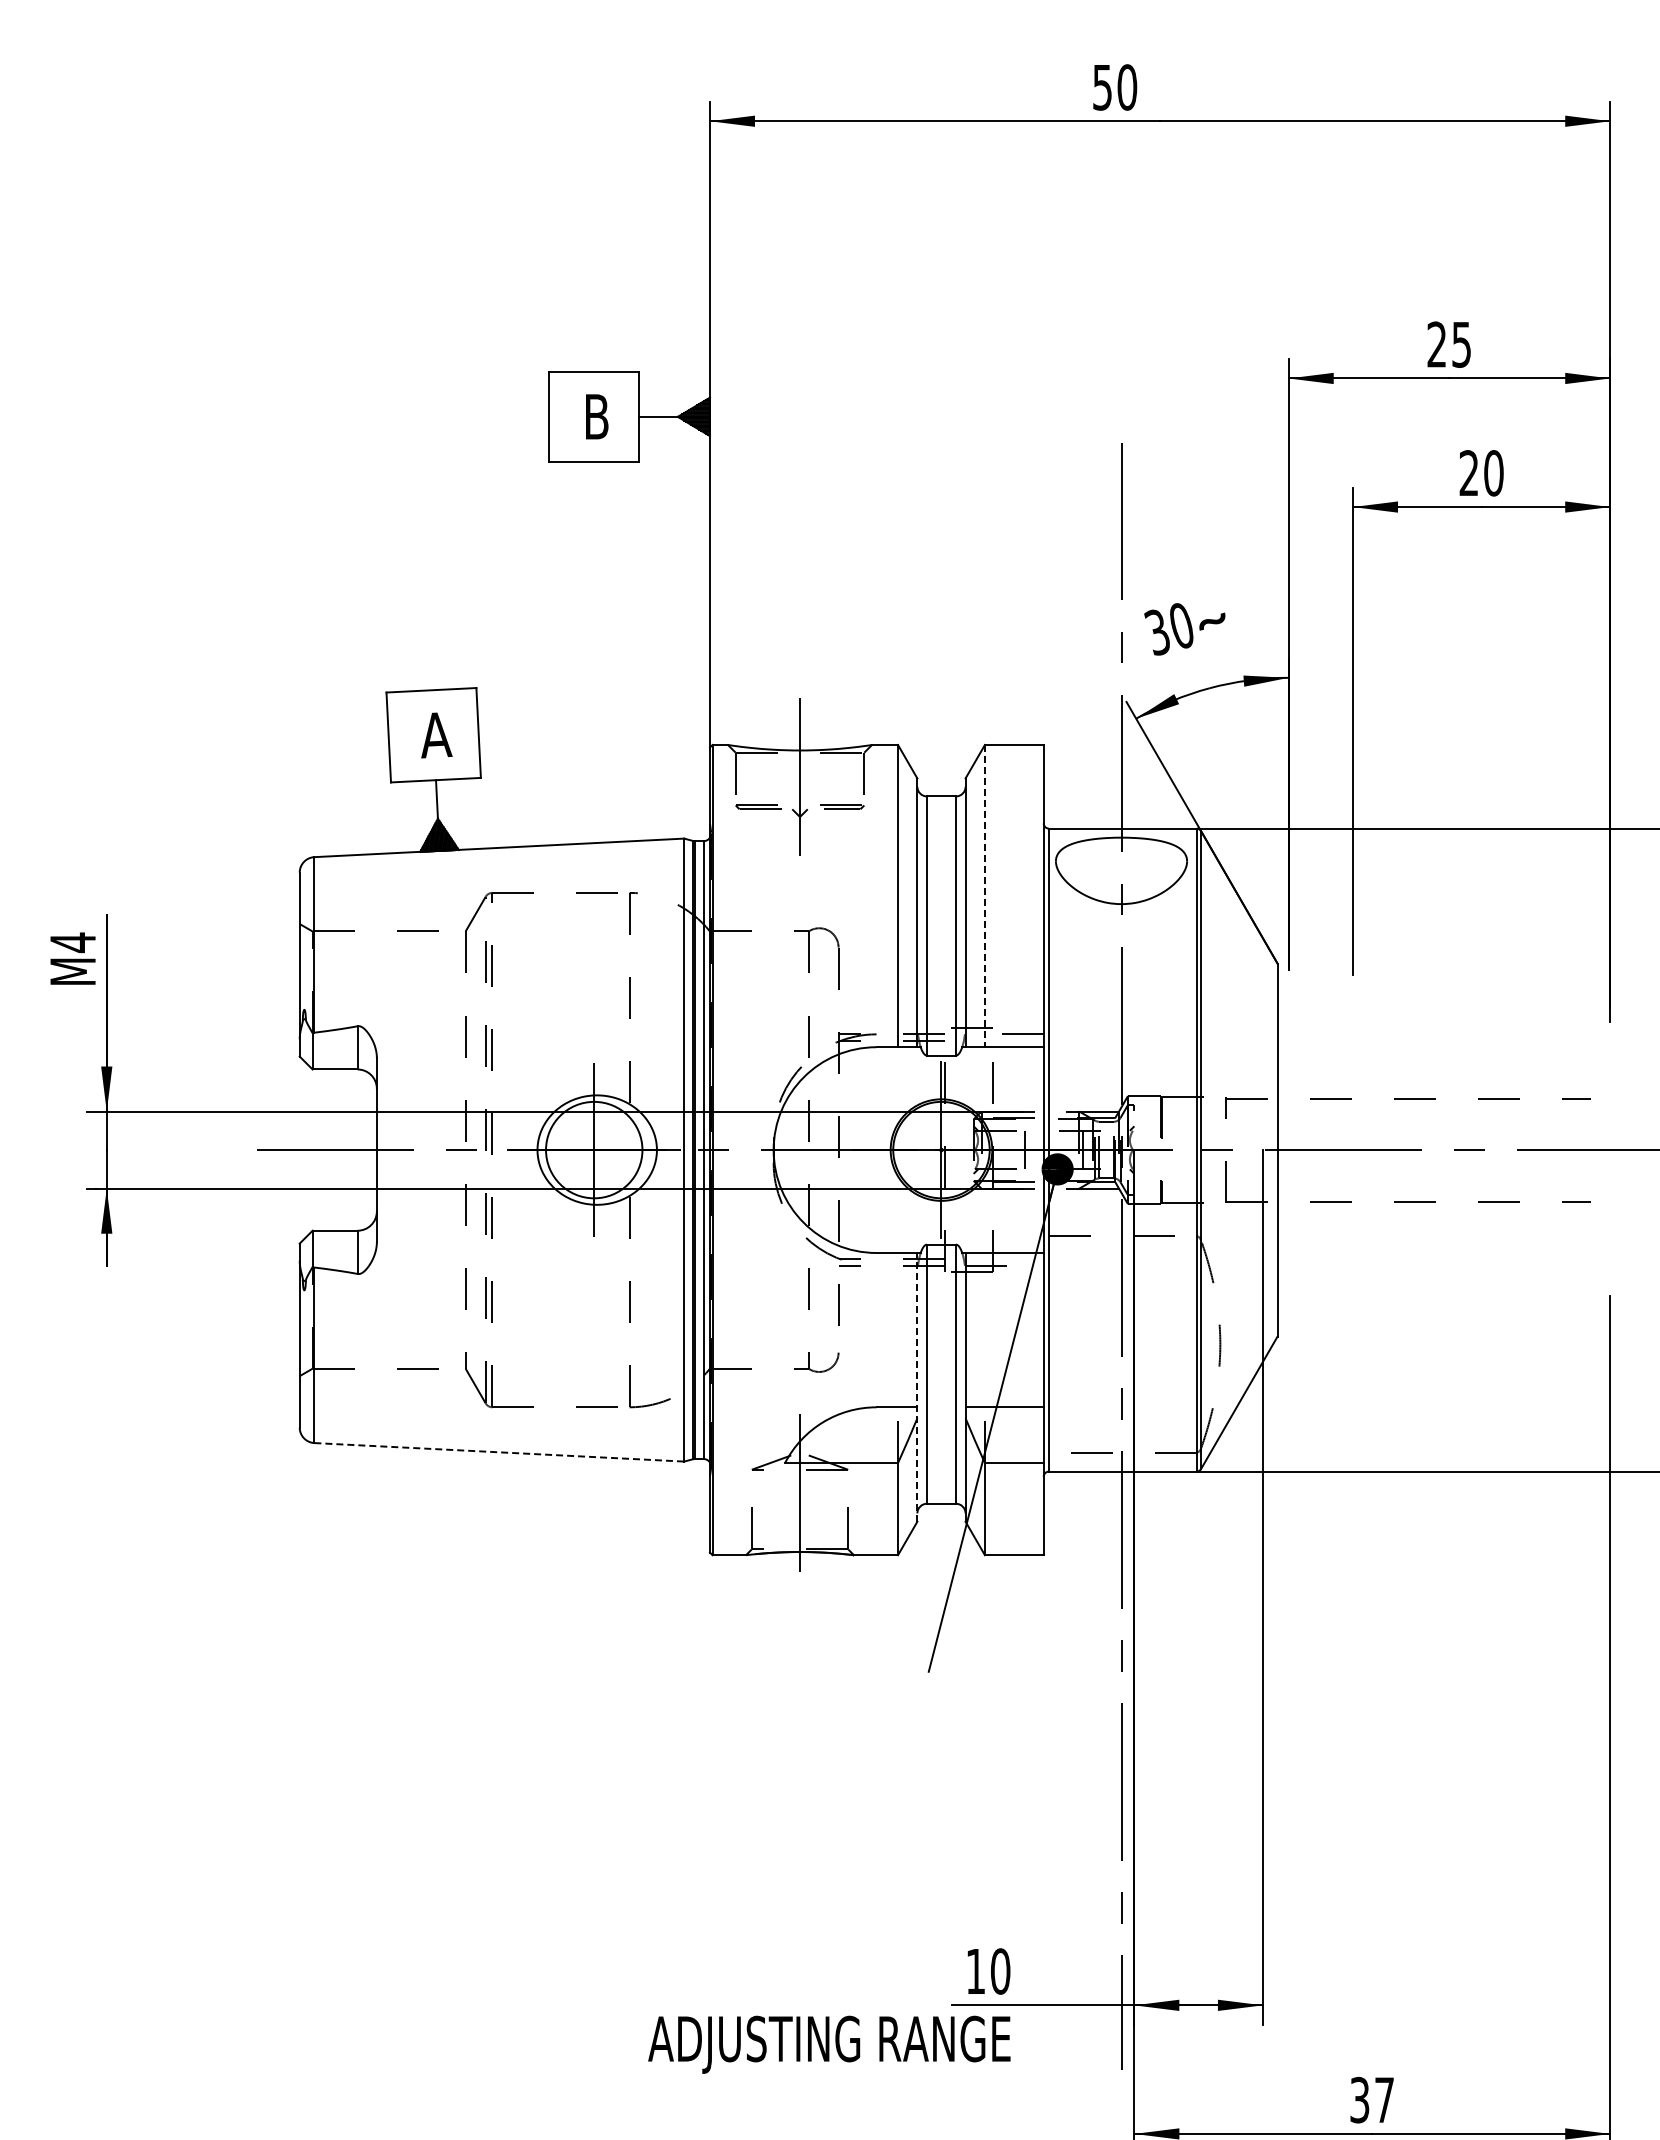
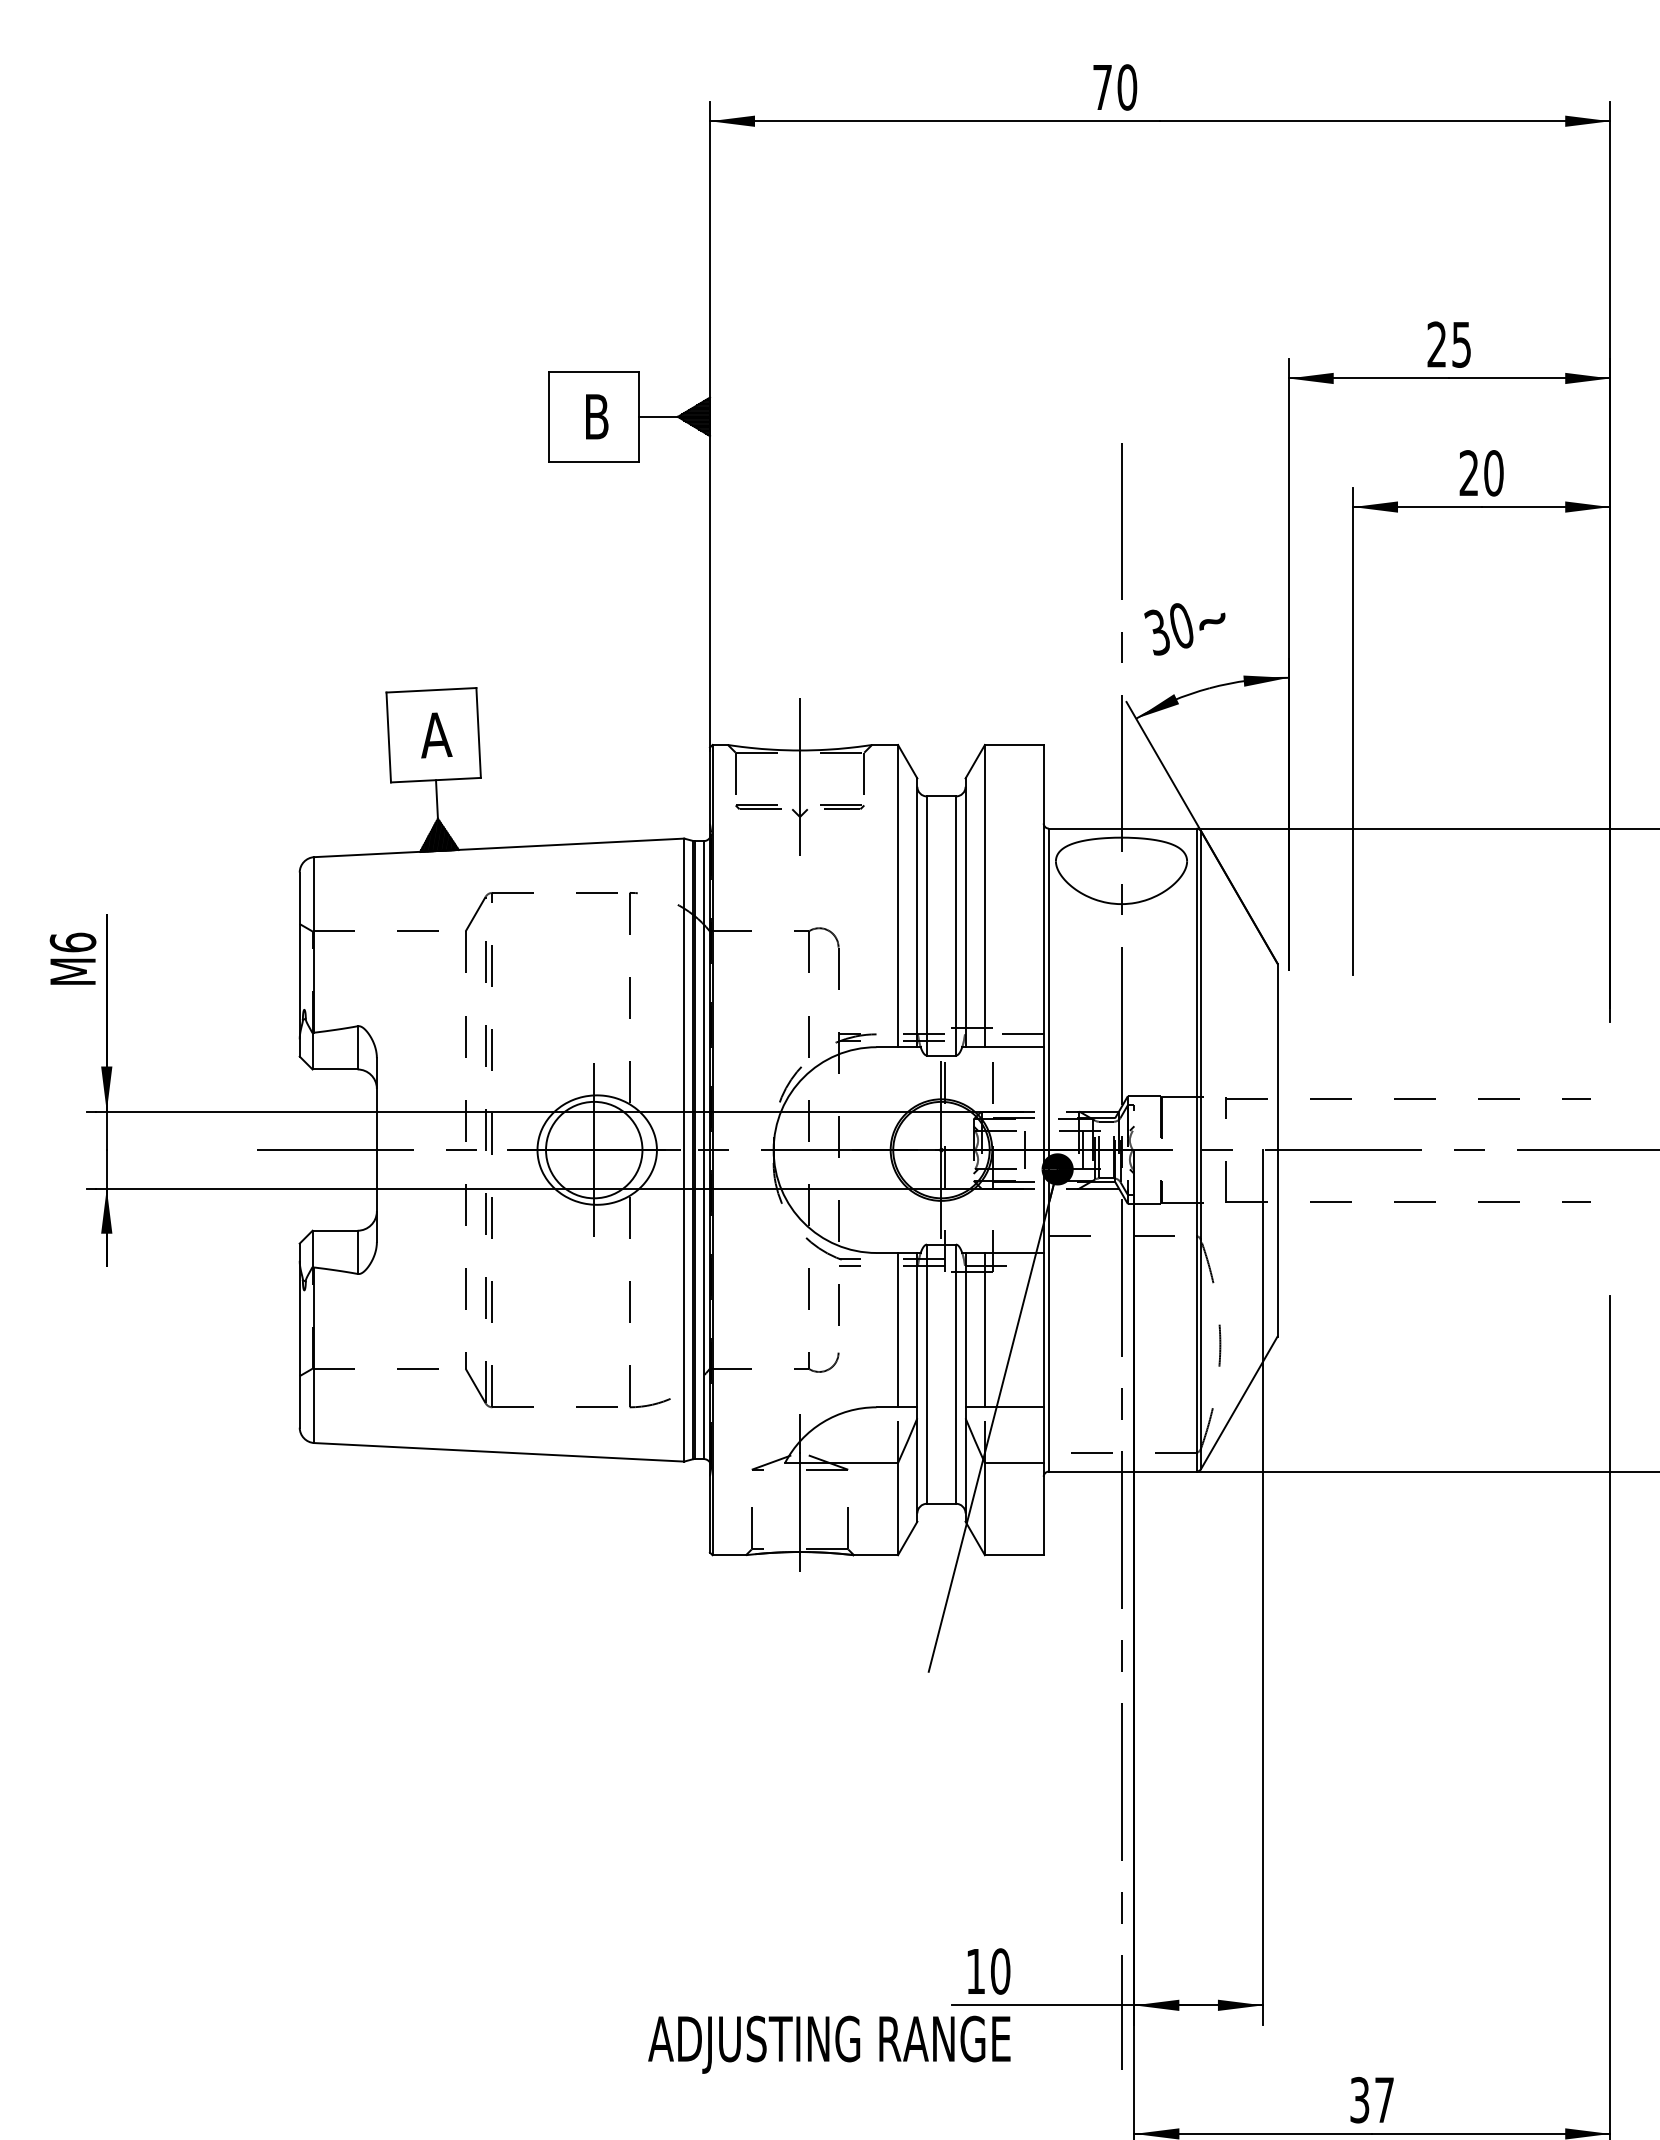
text: 50 -> 70 (1102, 87)
line: dashed -> solid (984, 896)
text: M4 -> M6 (72, 942)
line: none -> present (898, 1329)
line: none -> present (984, 1329)
line: dashed -> solid (917, 1386)
line: dashed -> solid (499, 1452)
